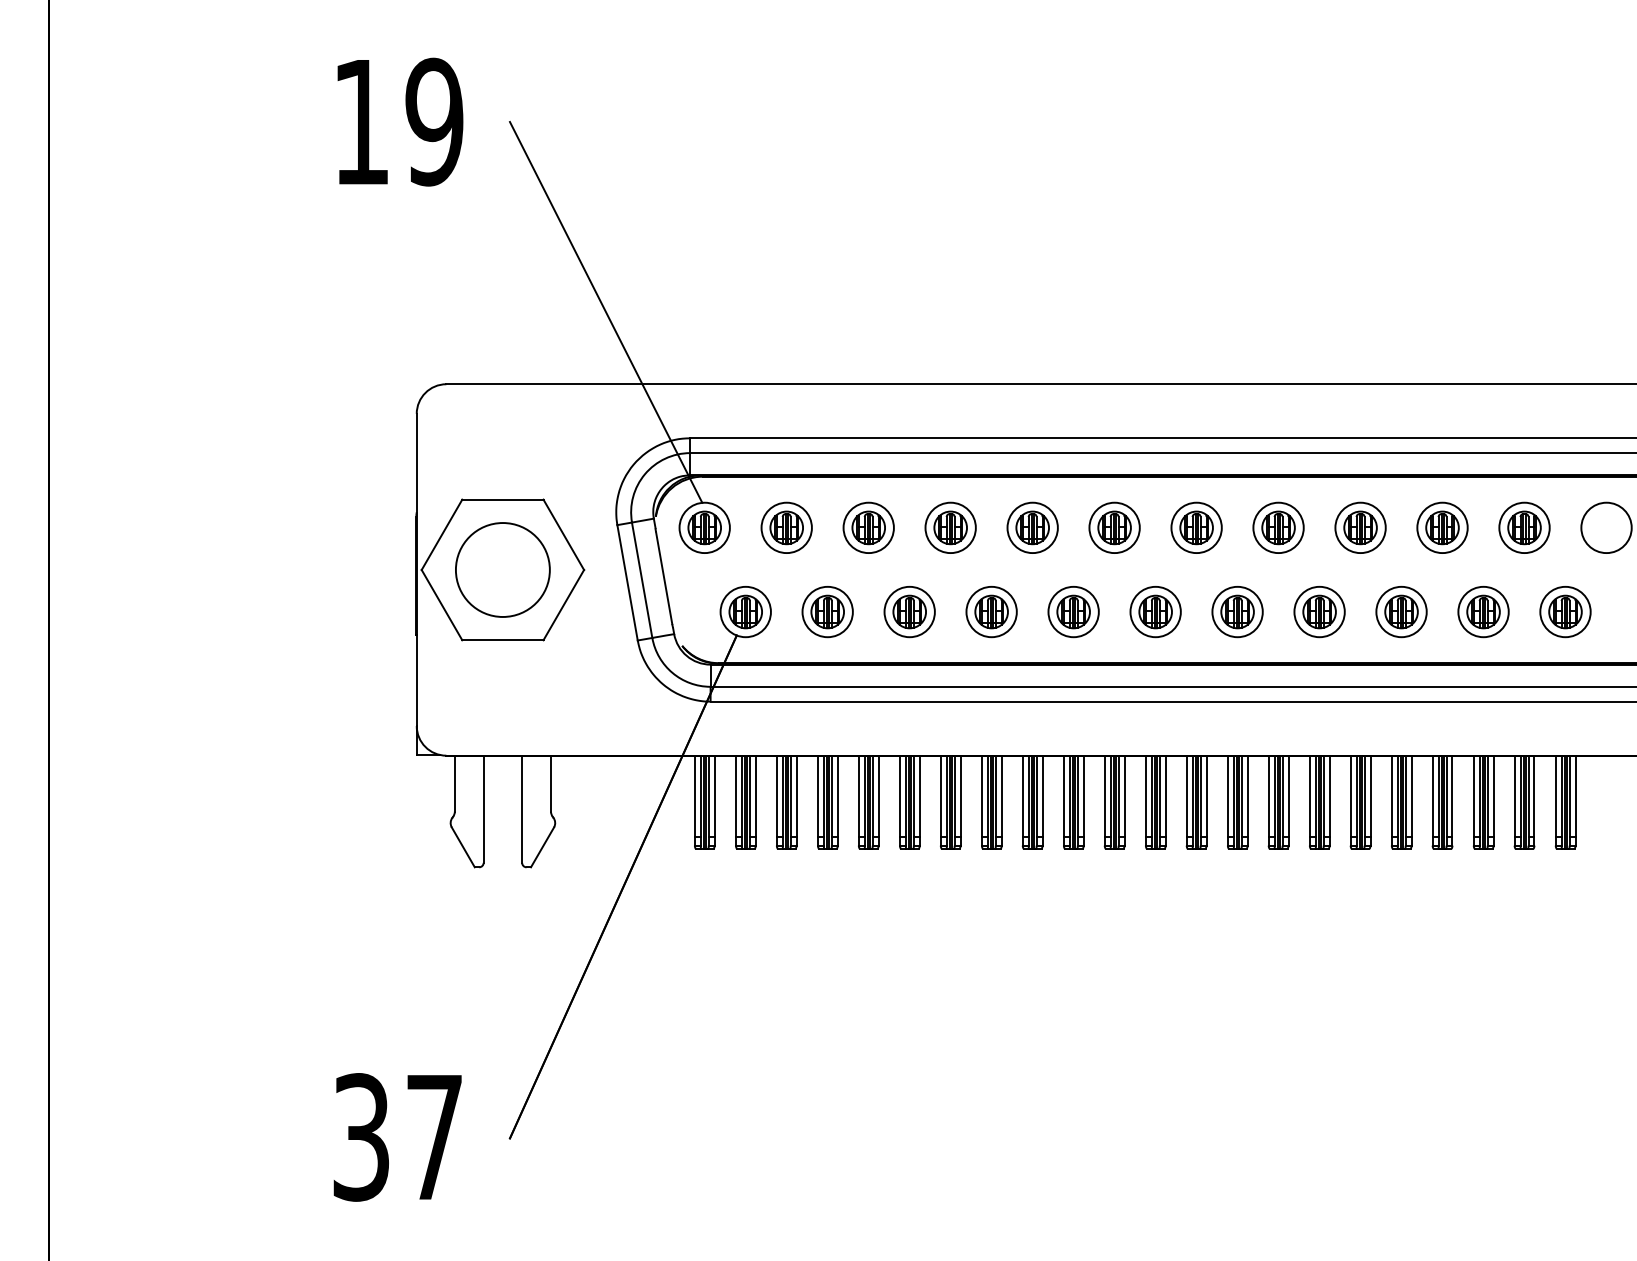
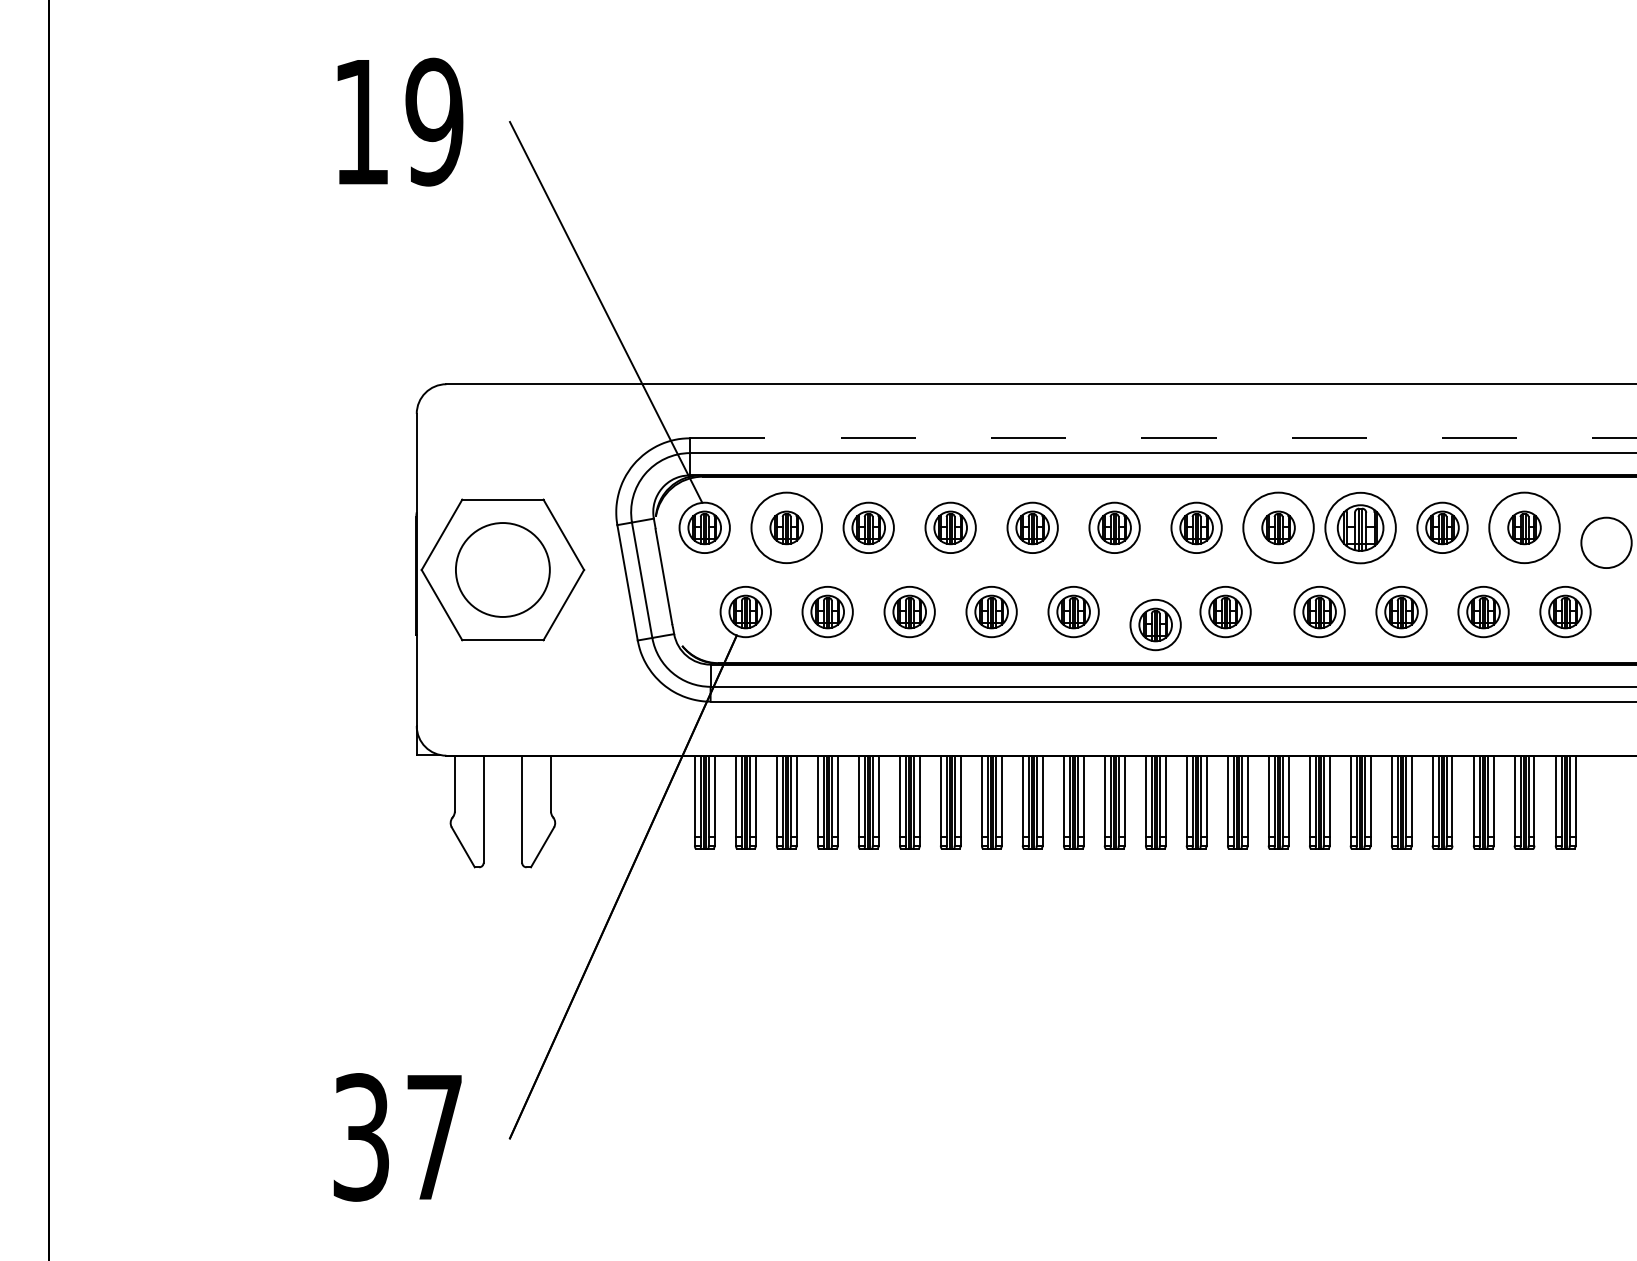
line: solid -> dashed (1163, 438)
circle diameter: 50 px -> 71 px (786, 527)
circle diameter: 50 px -> 71 px (1278, 527)
part size: 53x53 px -> 73x74 px (1360, 527)
circle diameter: 50 px -> 71 px (1524, 527)
circle position: (1606, 527) -> (1606, 542) (1606, 542)
part position: (1155, 612) -> (1155, 625) (1155, 625)
part position: (1237, 612) -> (1225, 612) (1225, 612)
